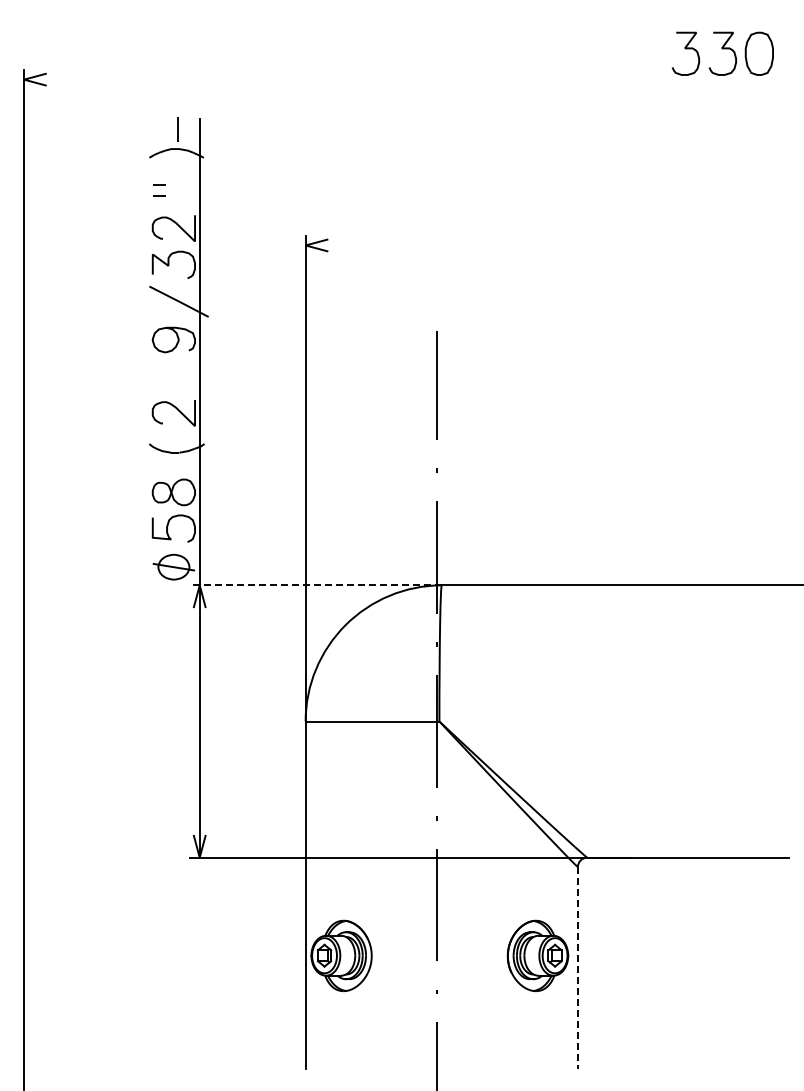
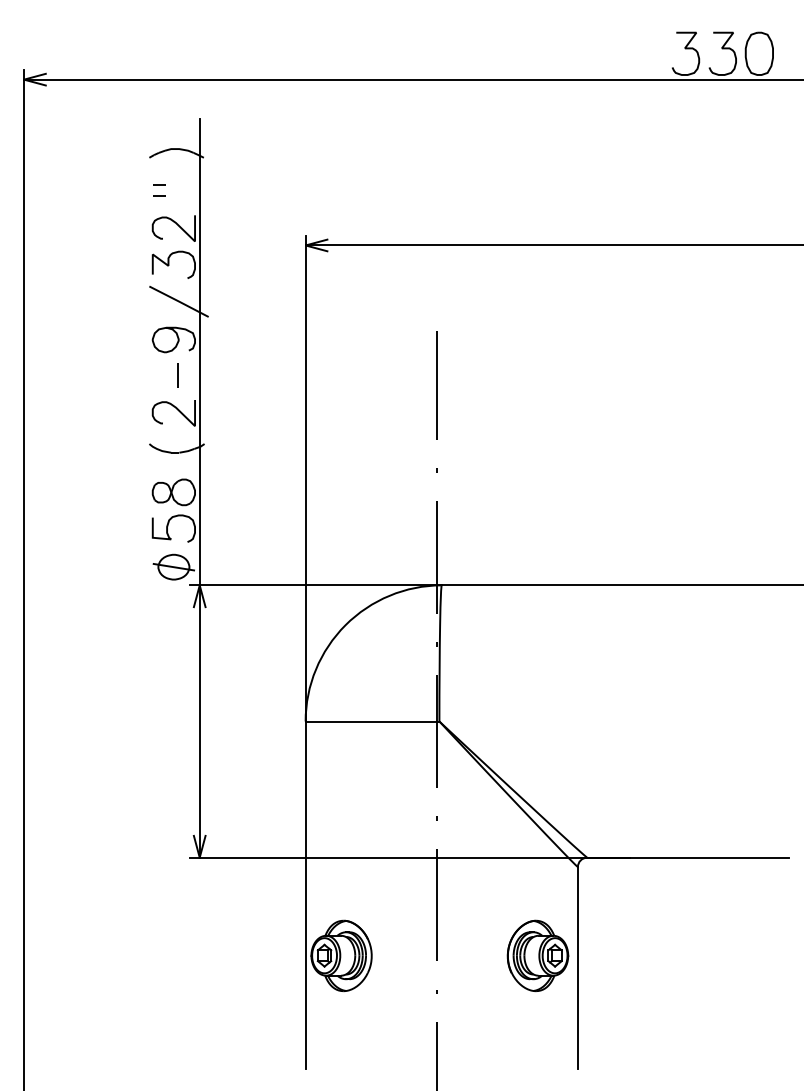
line: none -> present (412, 79)
line position: (177, 129) -> (177, 375) (177, 375)
line: none -> present (552, 245)
line: dashed -> solid (316, 585)
line: dashed -> solid (577, 967)
